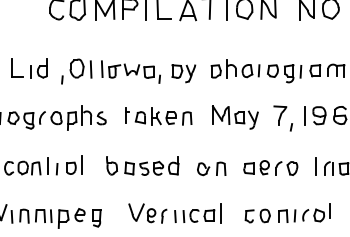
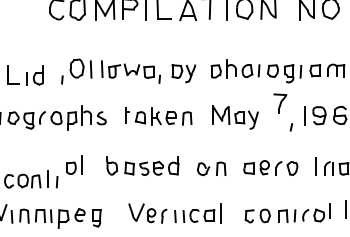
part position: (29, 68) -> (25, 75) (25, 75)
part position: (280, 115) -> (280, 103) (280, 103)
part position: (31, 166) -> (31, 179) (31, 179)
line: none -> present (345, 209)
